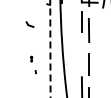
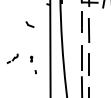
line: dashed -> solid (50, 49)
line: none -> present (81, 57)
part: none -> present (12, 58)
